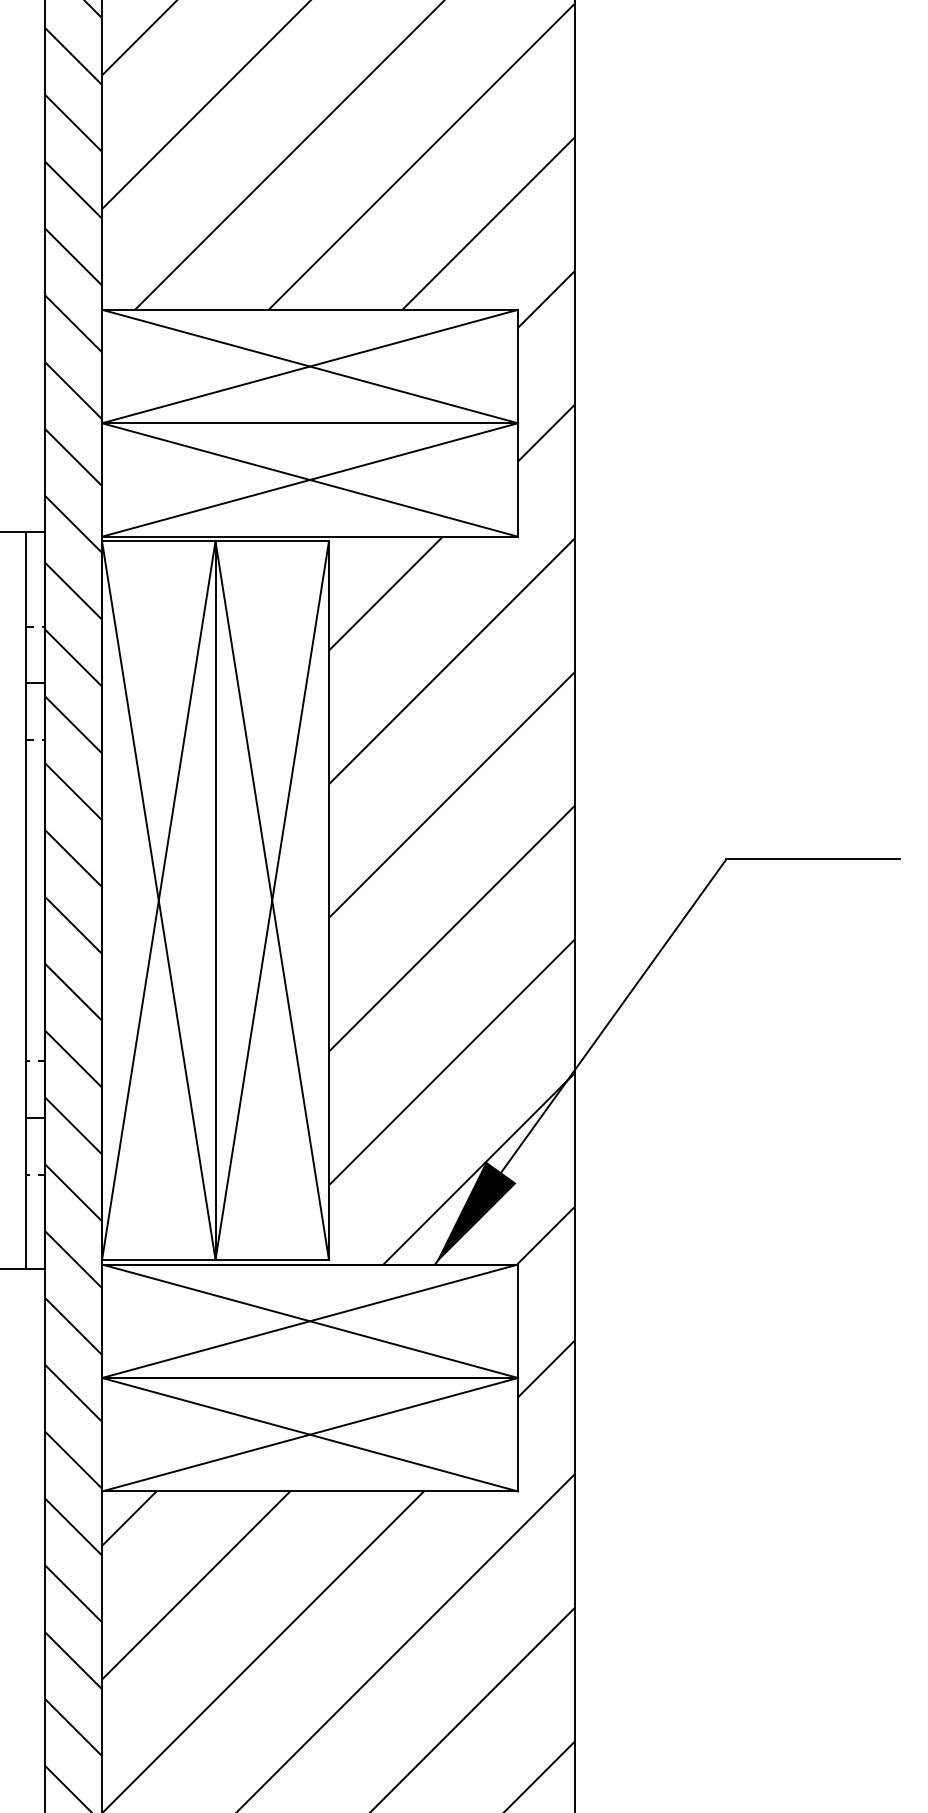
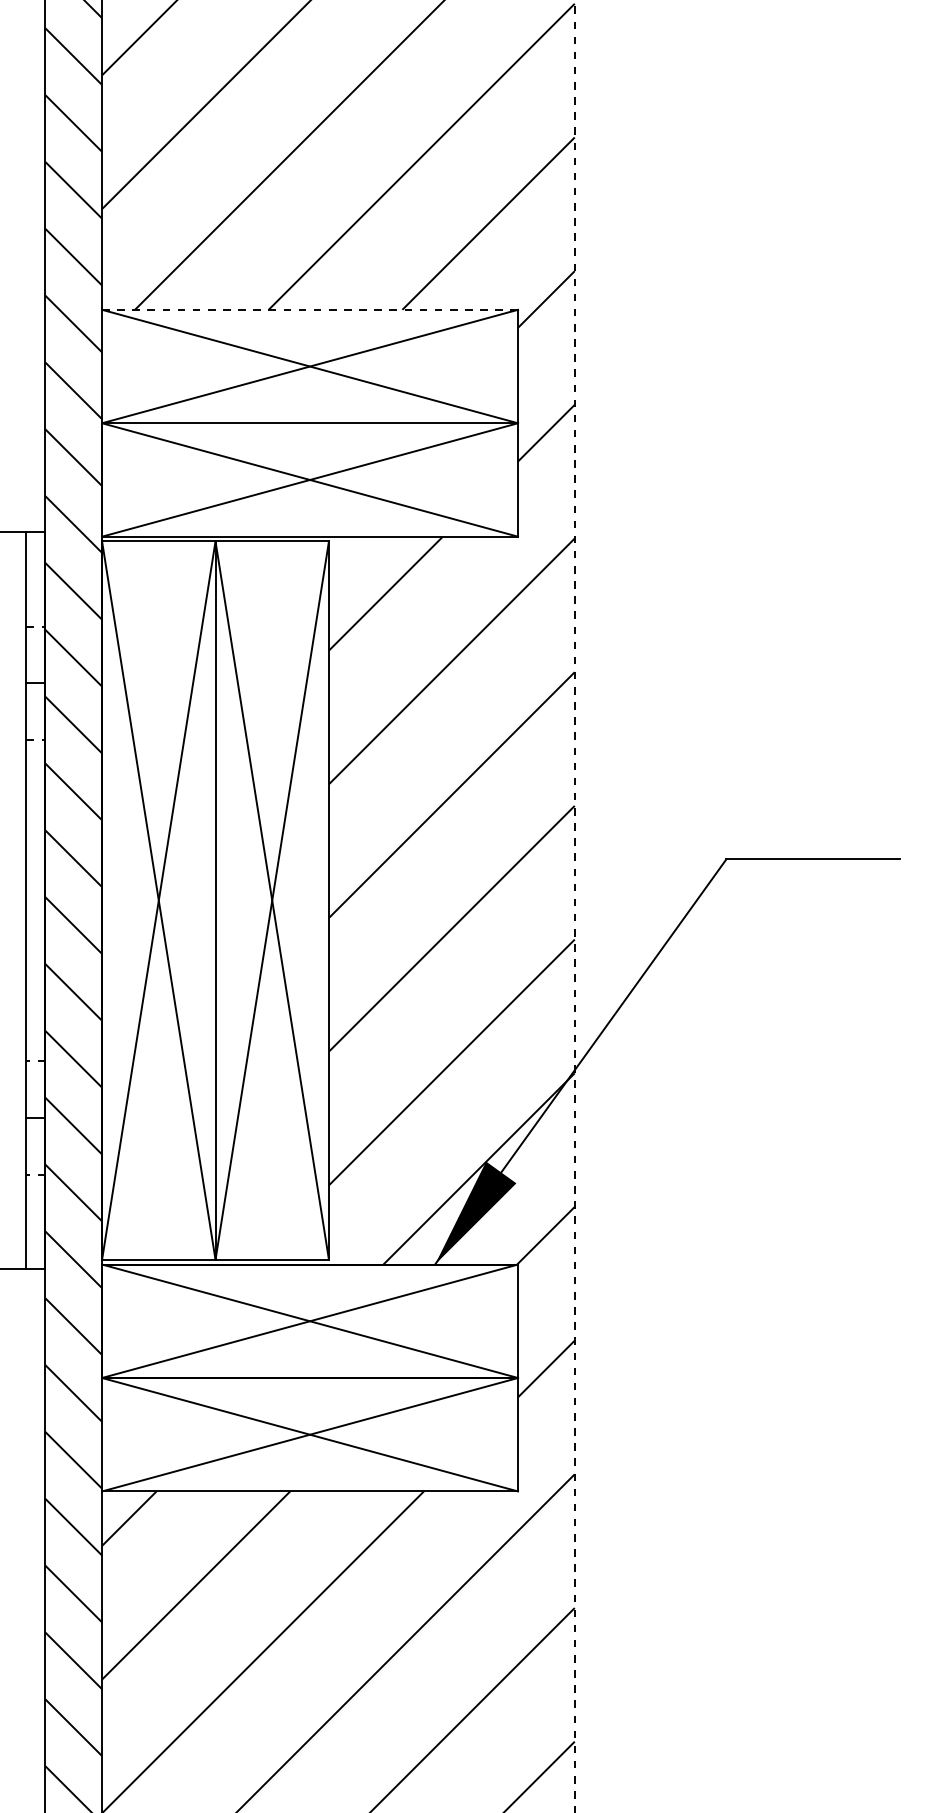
line: solid -> dashed (310, 309)
line: solid -> dashed (574, 906)
